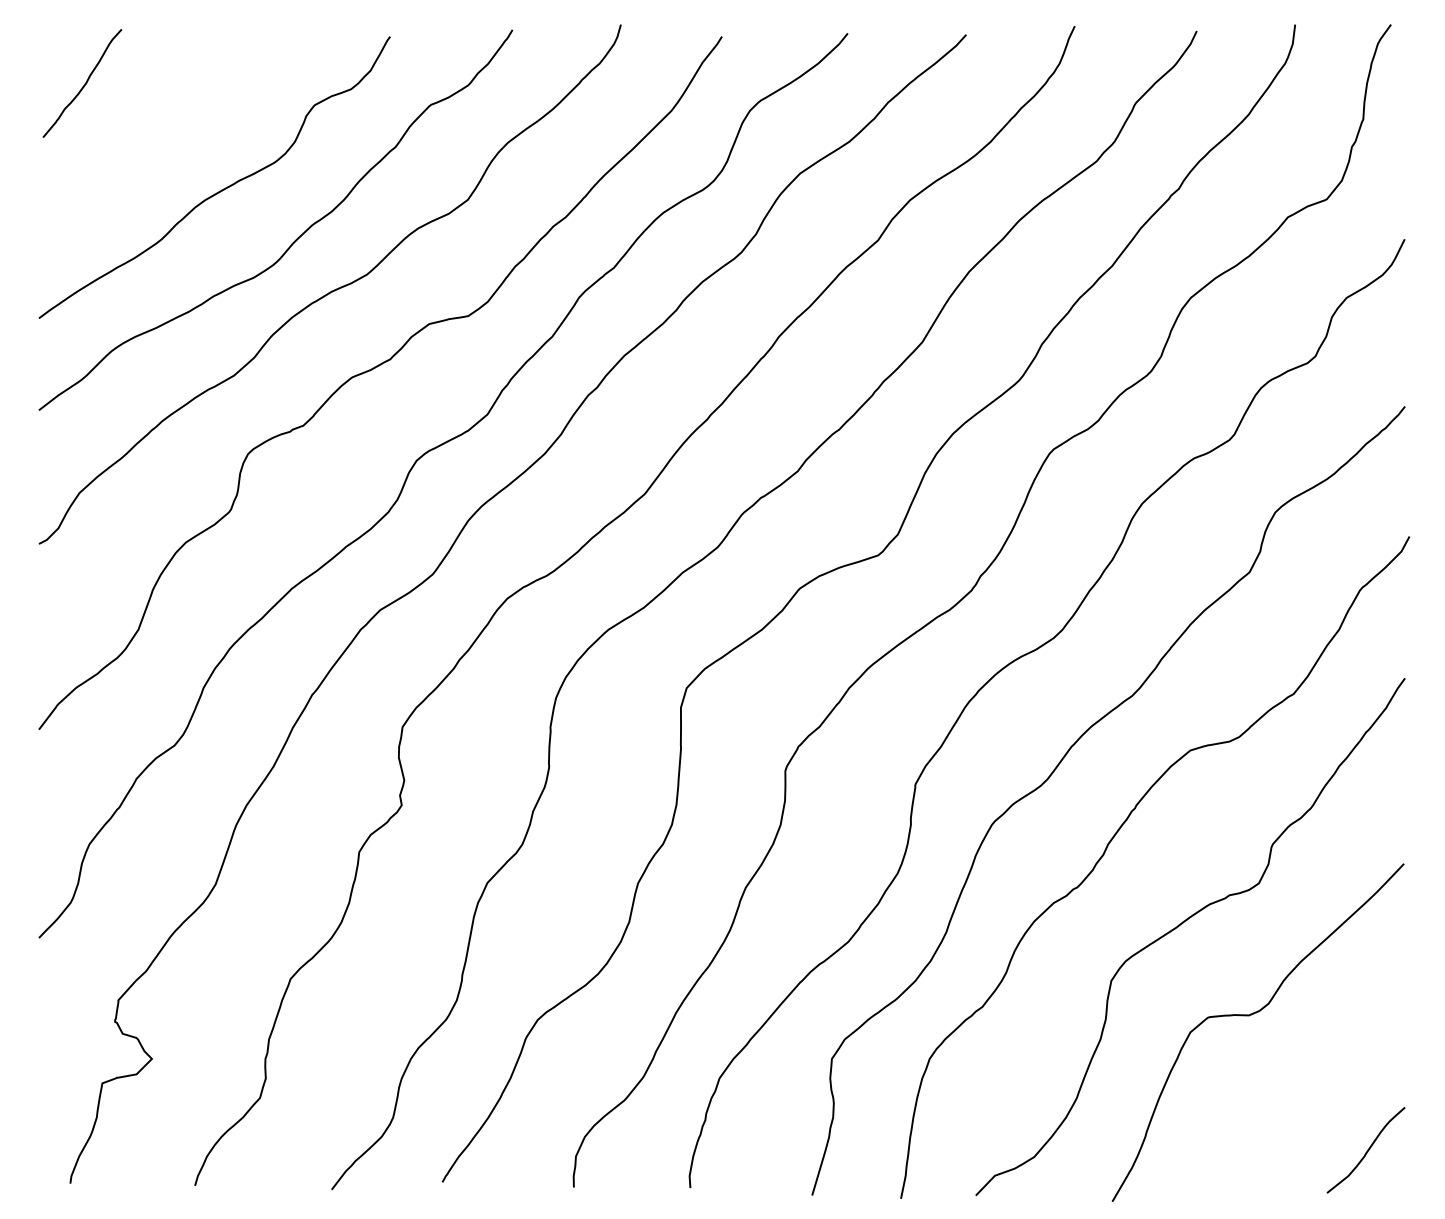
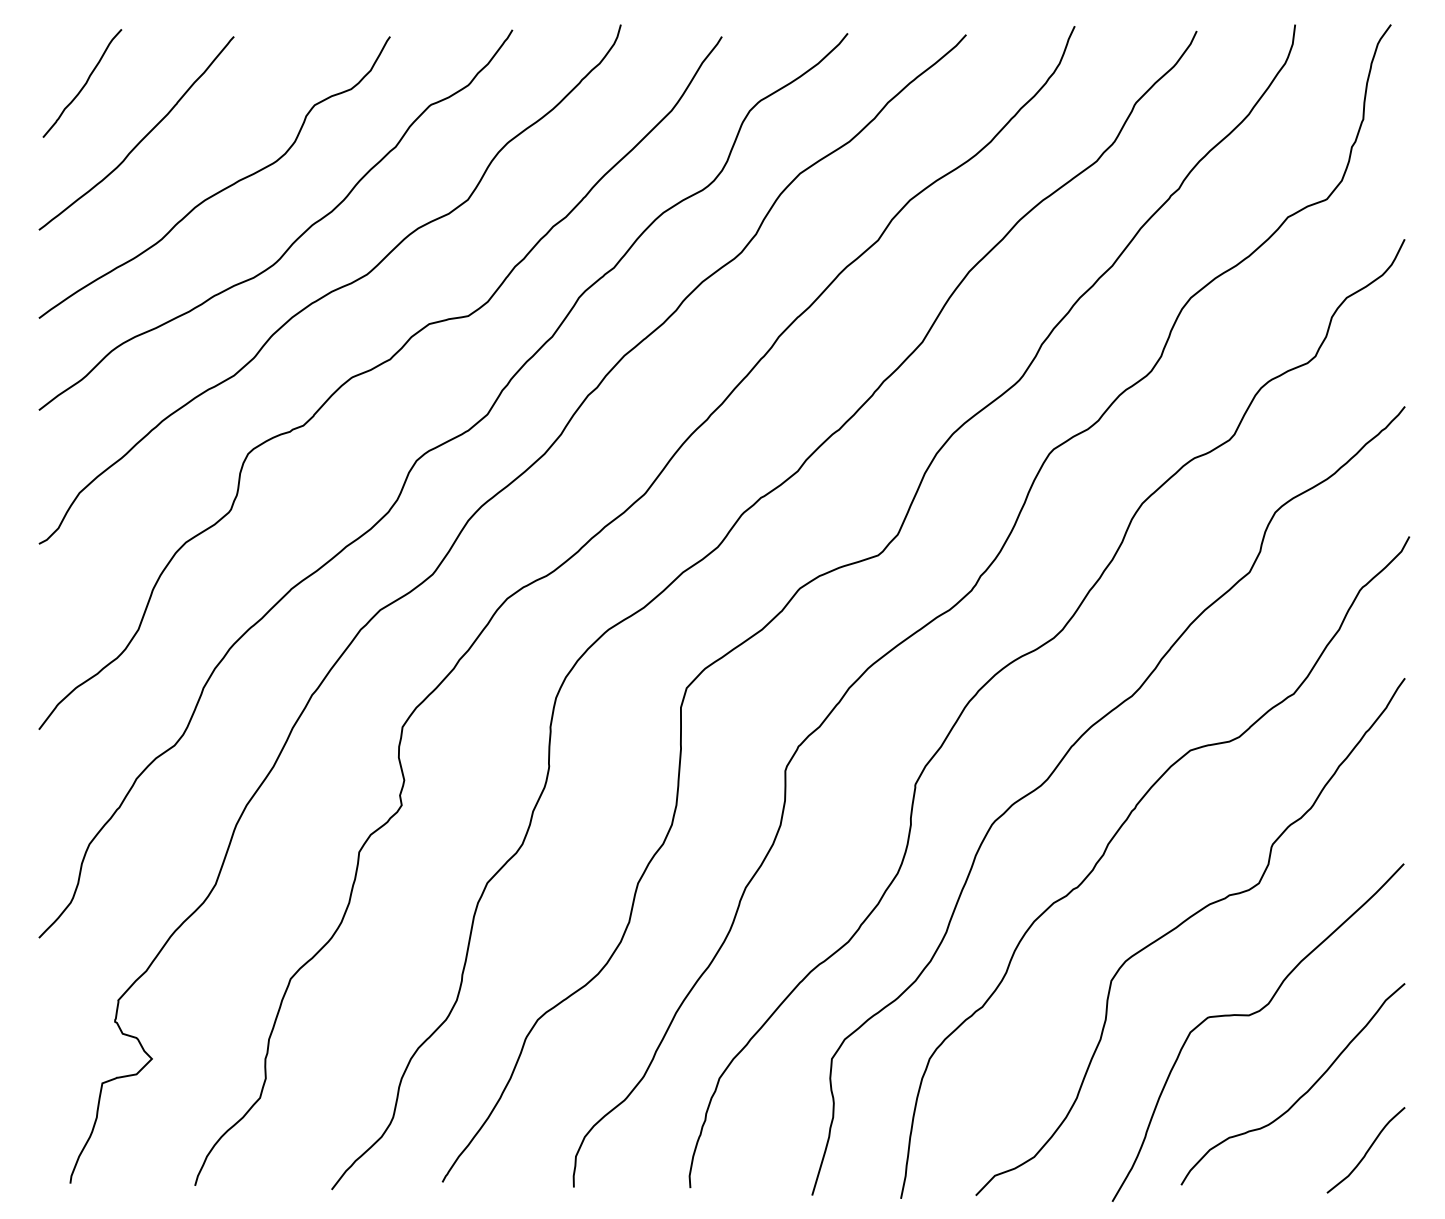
curve: none -> present (142, 138)
curve: none -> present (1302, 1094)
